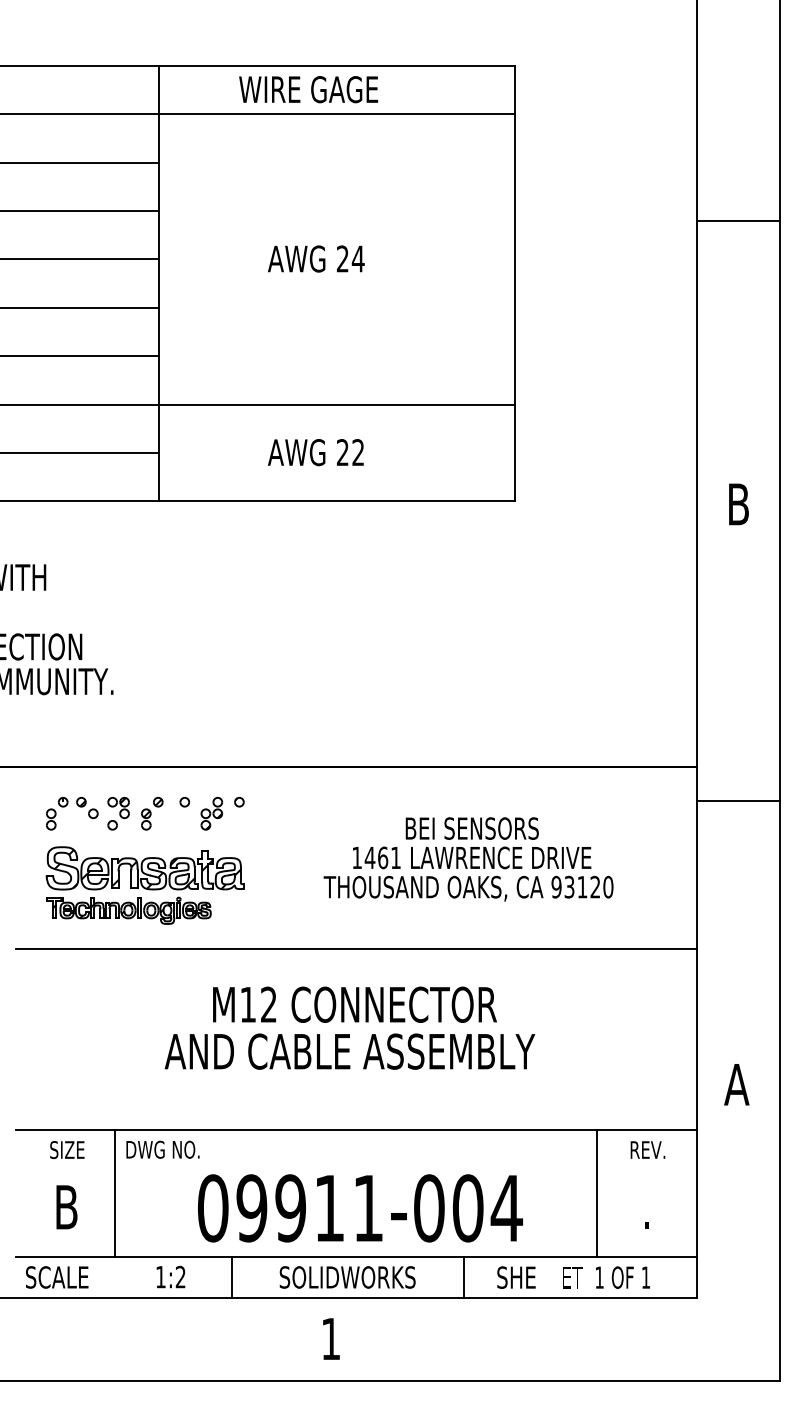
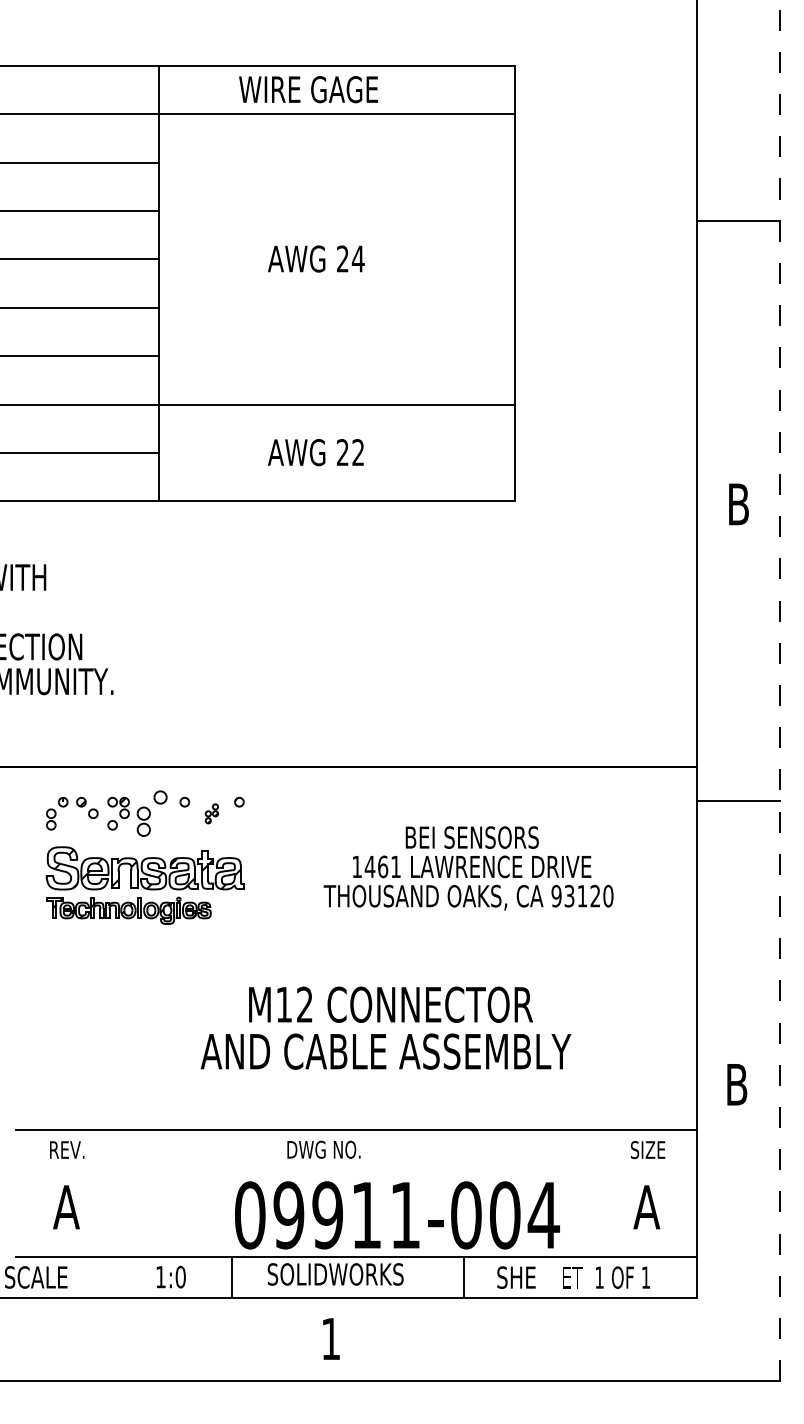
line: solid -> dashed (779, 690)
part size: 23x34 px -> 32x47 px (151, 813)
part size: 24x34 px -> 15x22 px (211, 813)
text position: (468, 859) -> (468, 868) (468, 868)
line: present -> none (355, 949)
text position: (349, 1027) -> (385, 1027) (385, 1027)
text: A -> B (736, 1084)
text position: (162, 1149) -> (323, 1149) (323, 1149)
text: SIZE -> REV. (67, 1150)
text: REV. -> SIZE (647, 1150)
line: present -> none (115, 1193)
line: present -> none (597, 1193)
text: B -> A (66, 1207)
text: . -> A (646, 1207)
text position: (360, 1208) -> (397, 1215) (397, 1215)
text: 1:2 -> 1:0 (180, 1276)
text position: (57, 1277) -> (36, 1277) (36, 1277)
text position: (347, 1277) -> (335, 1274) (335, 1274)
